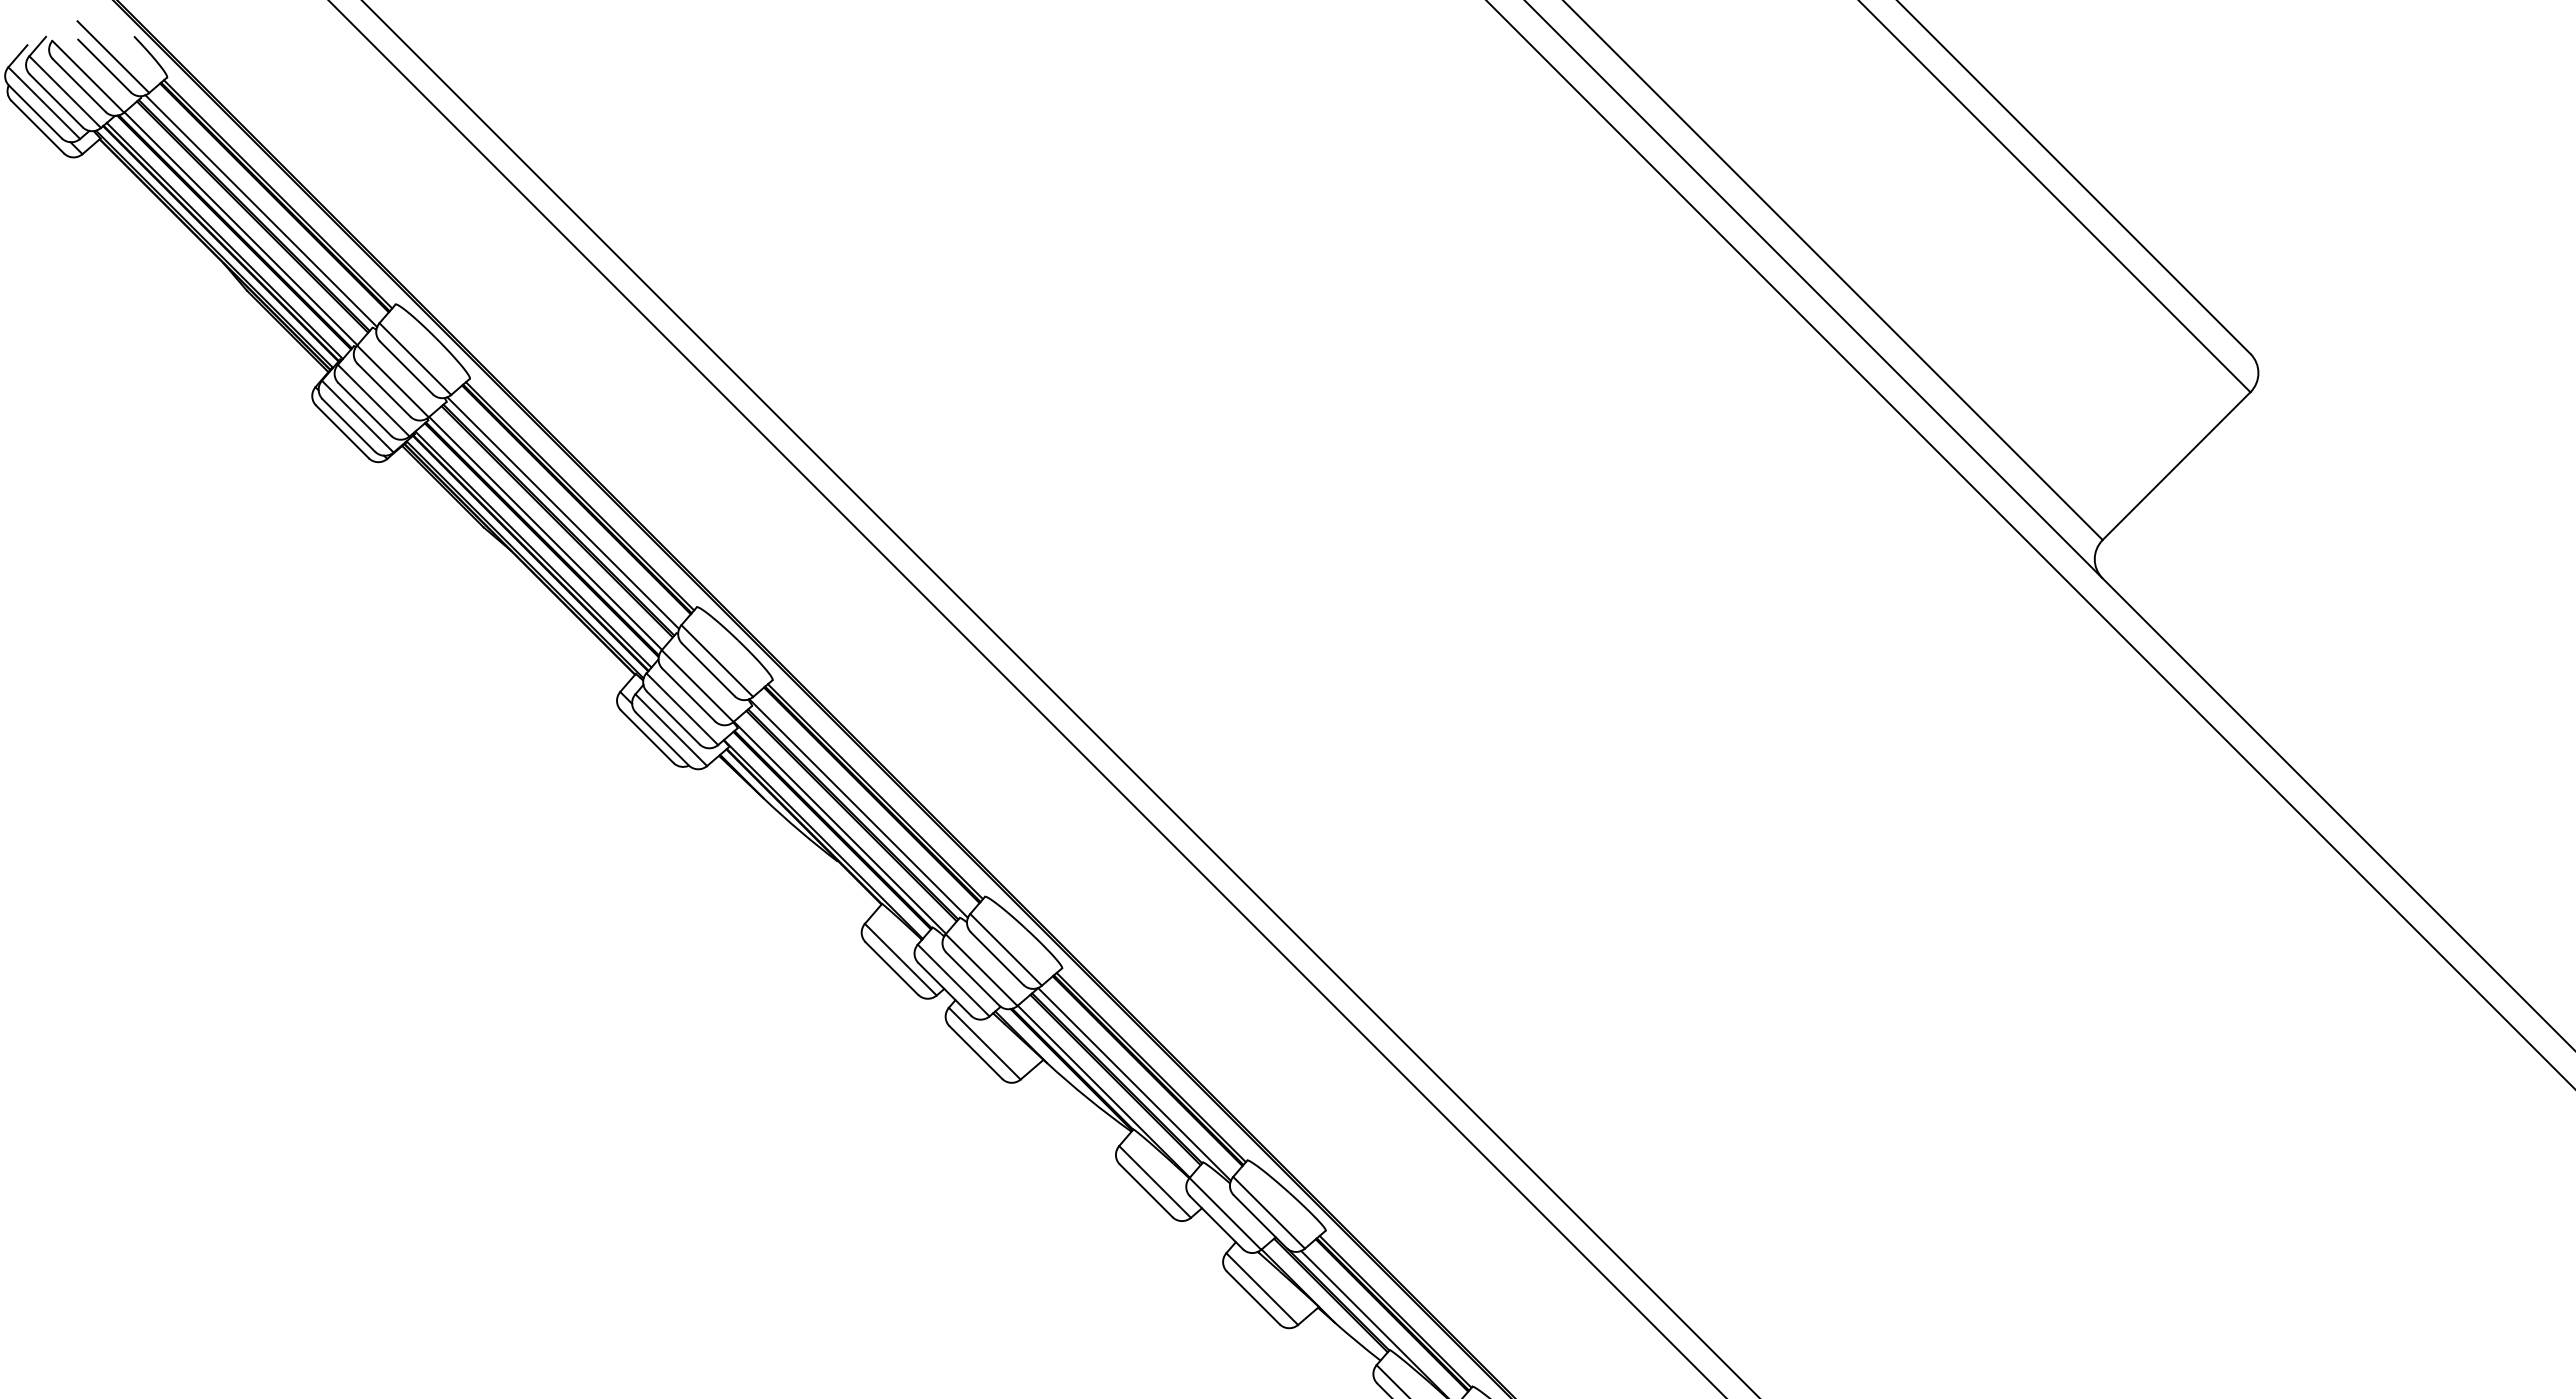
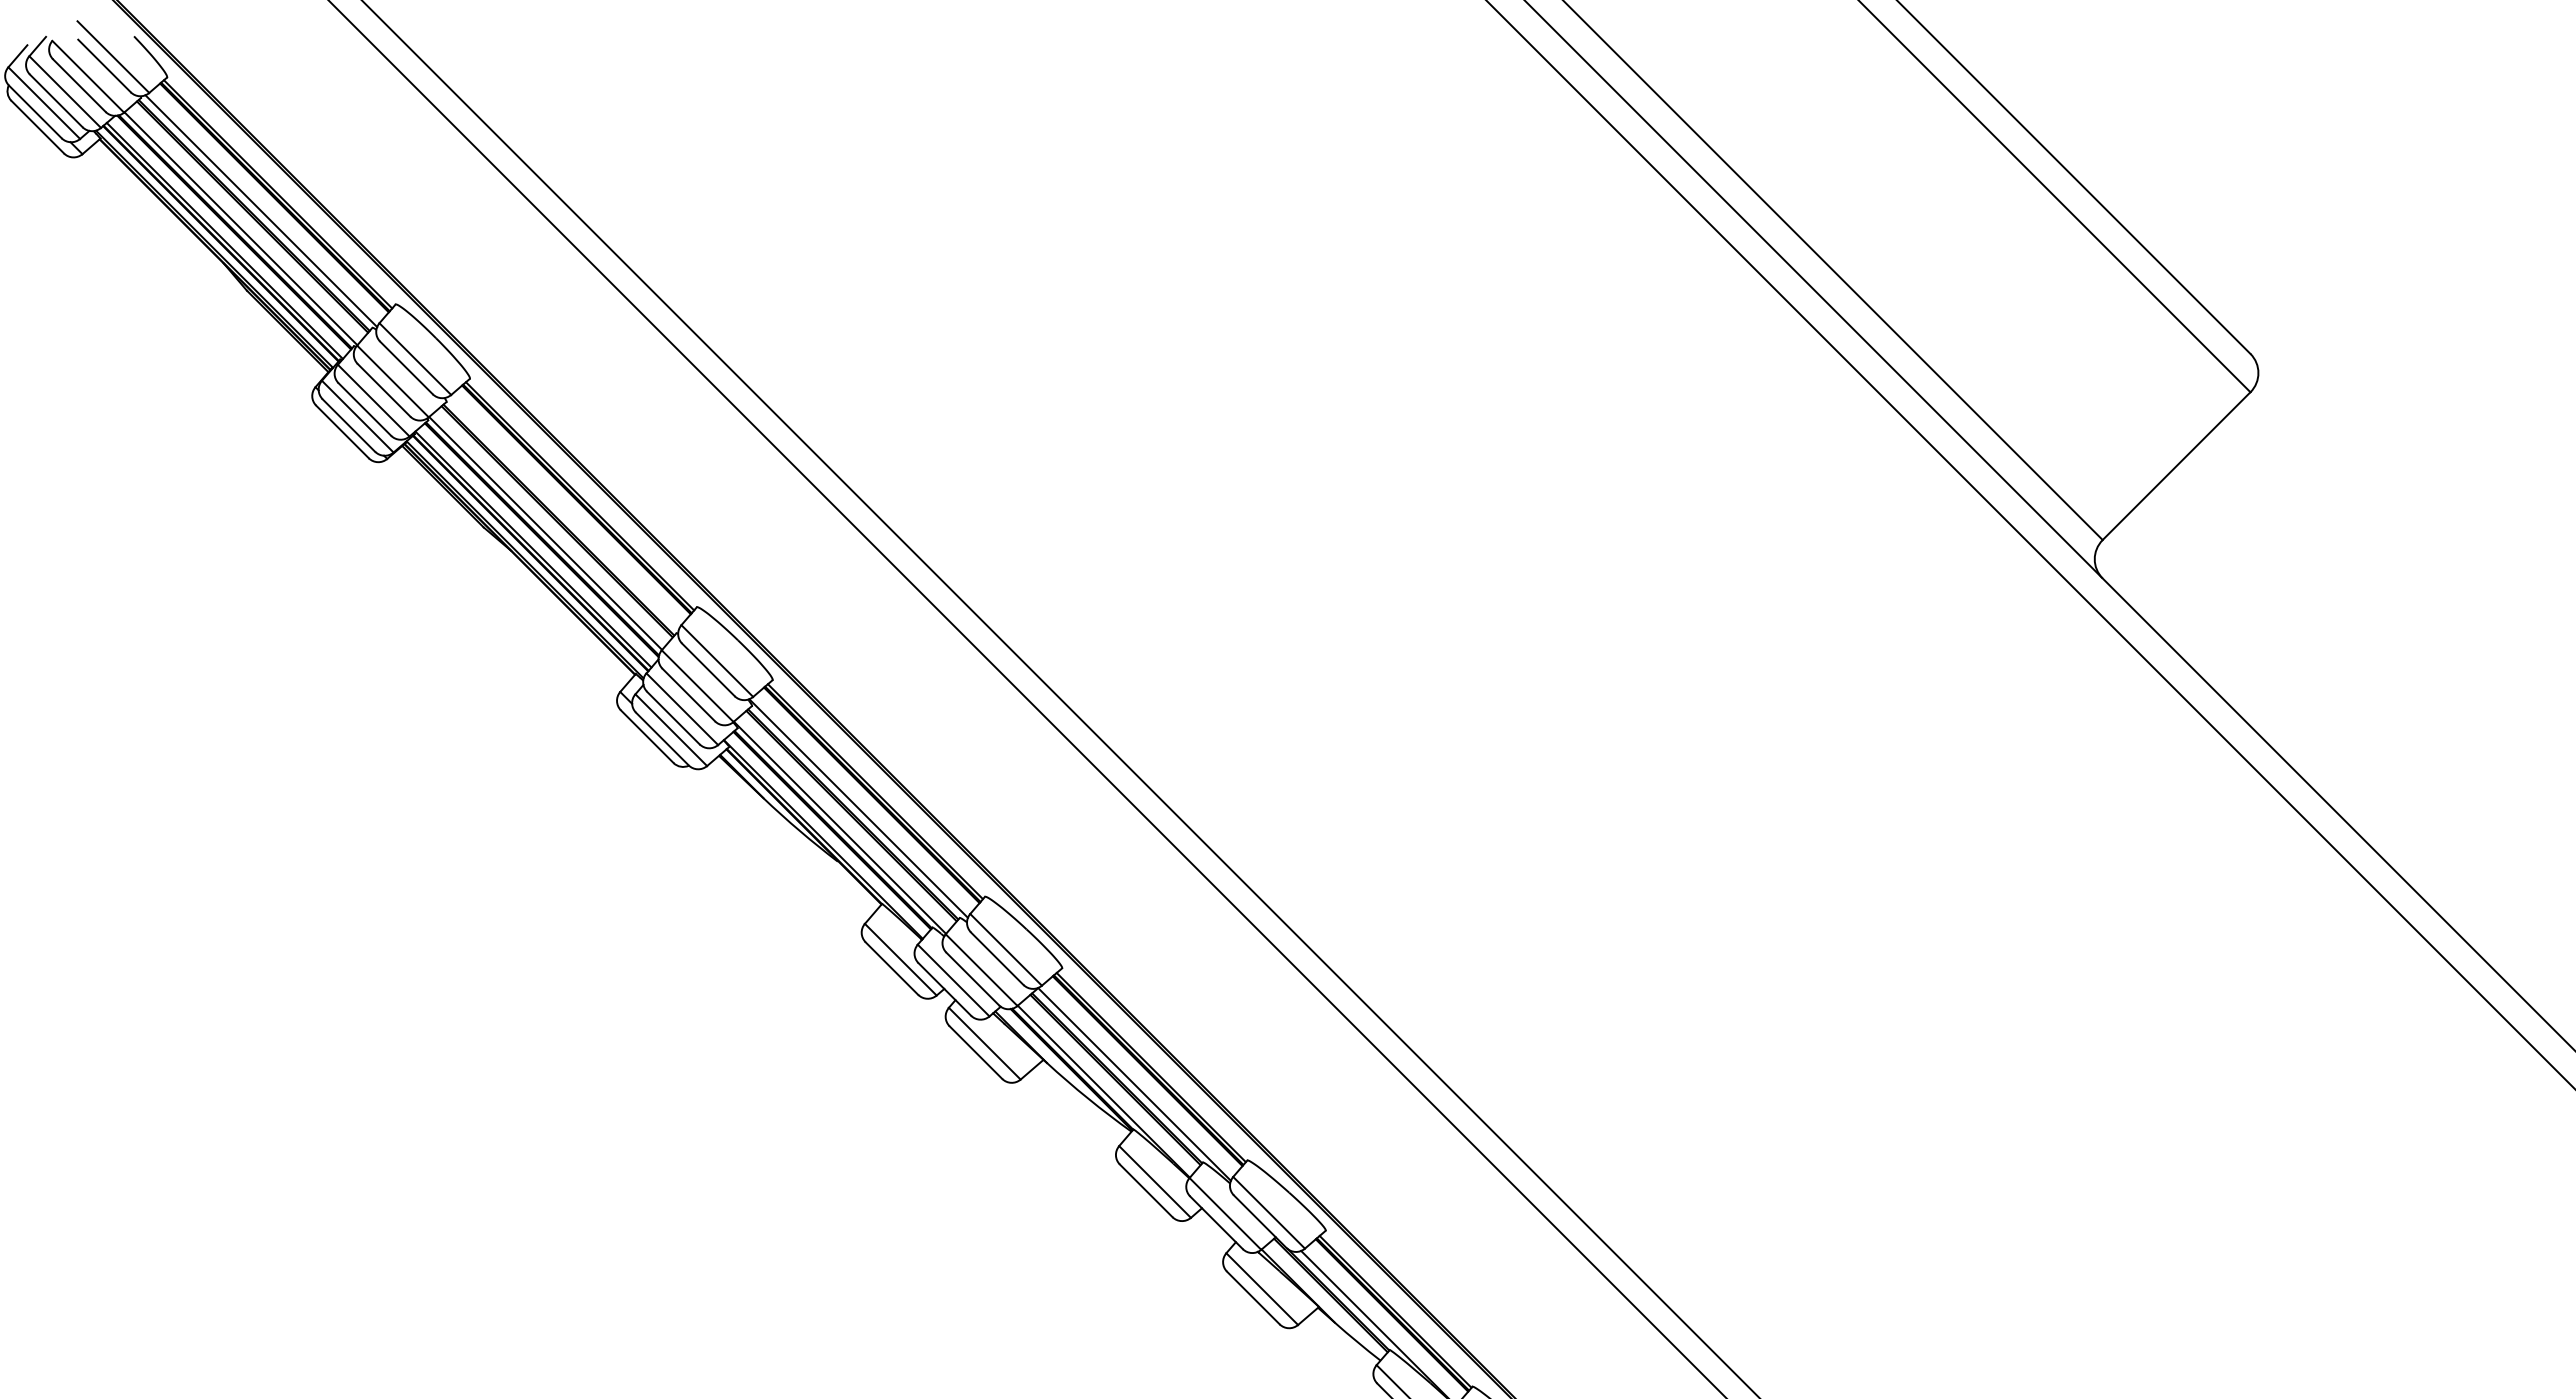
line: present -> none (563, 513)
